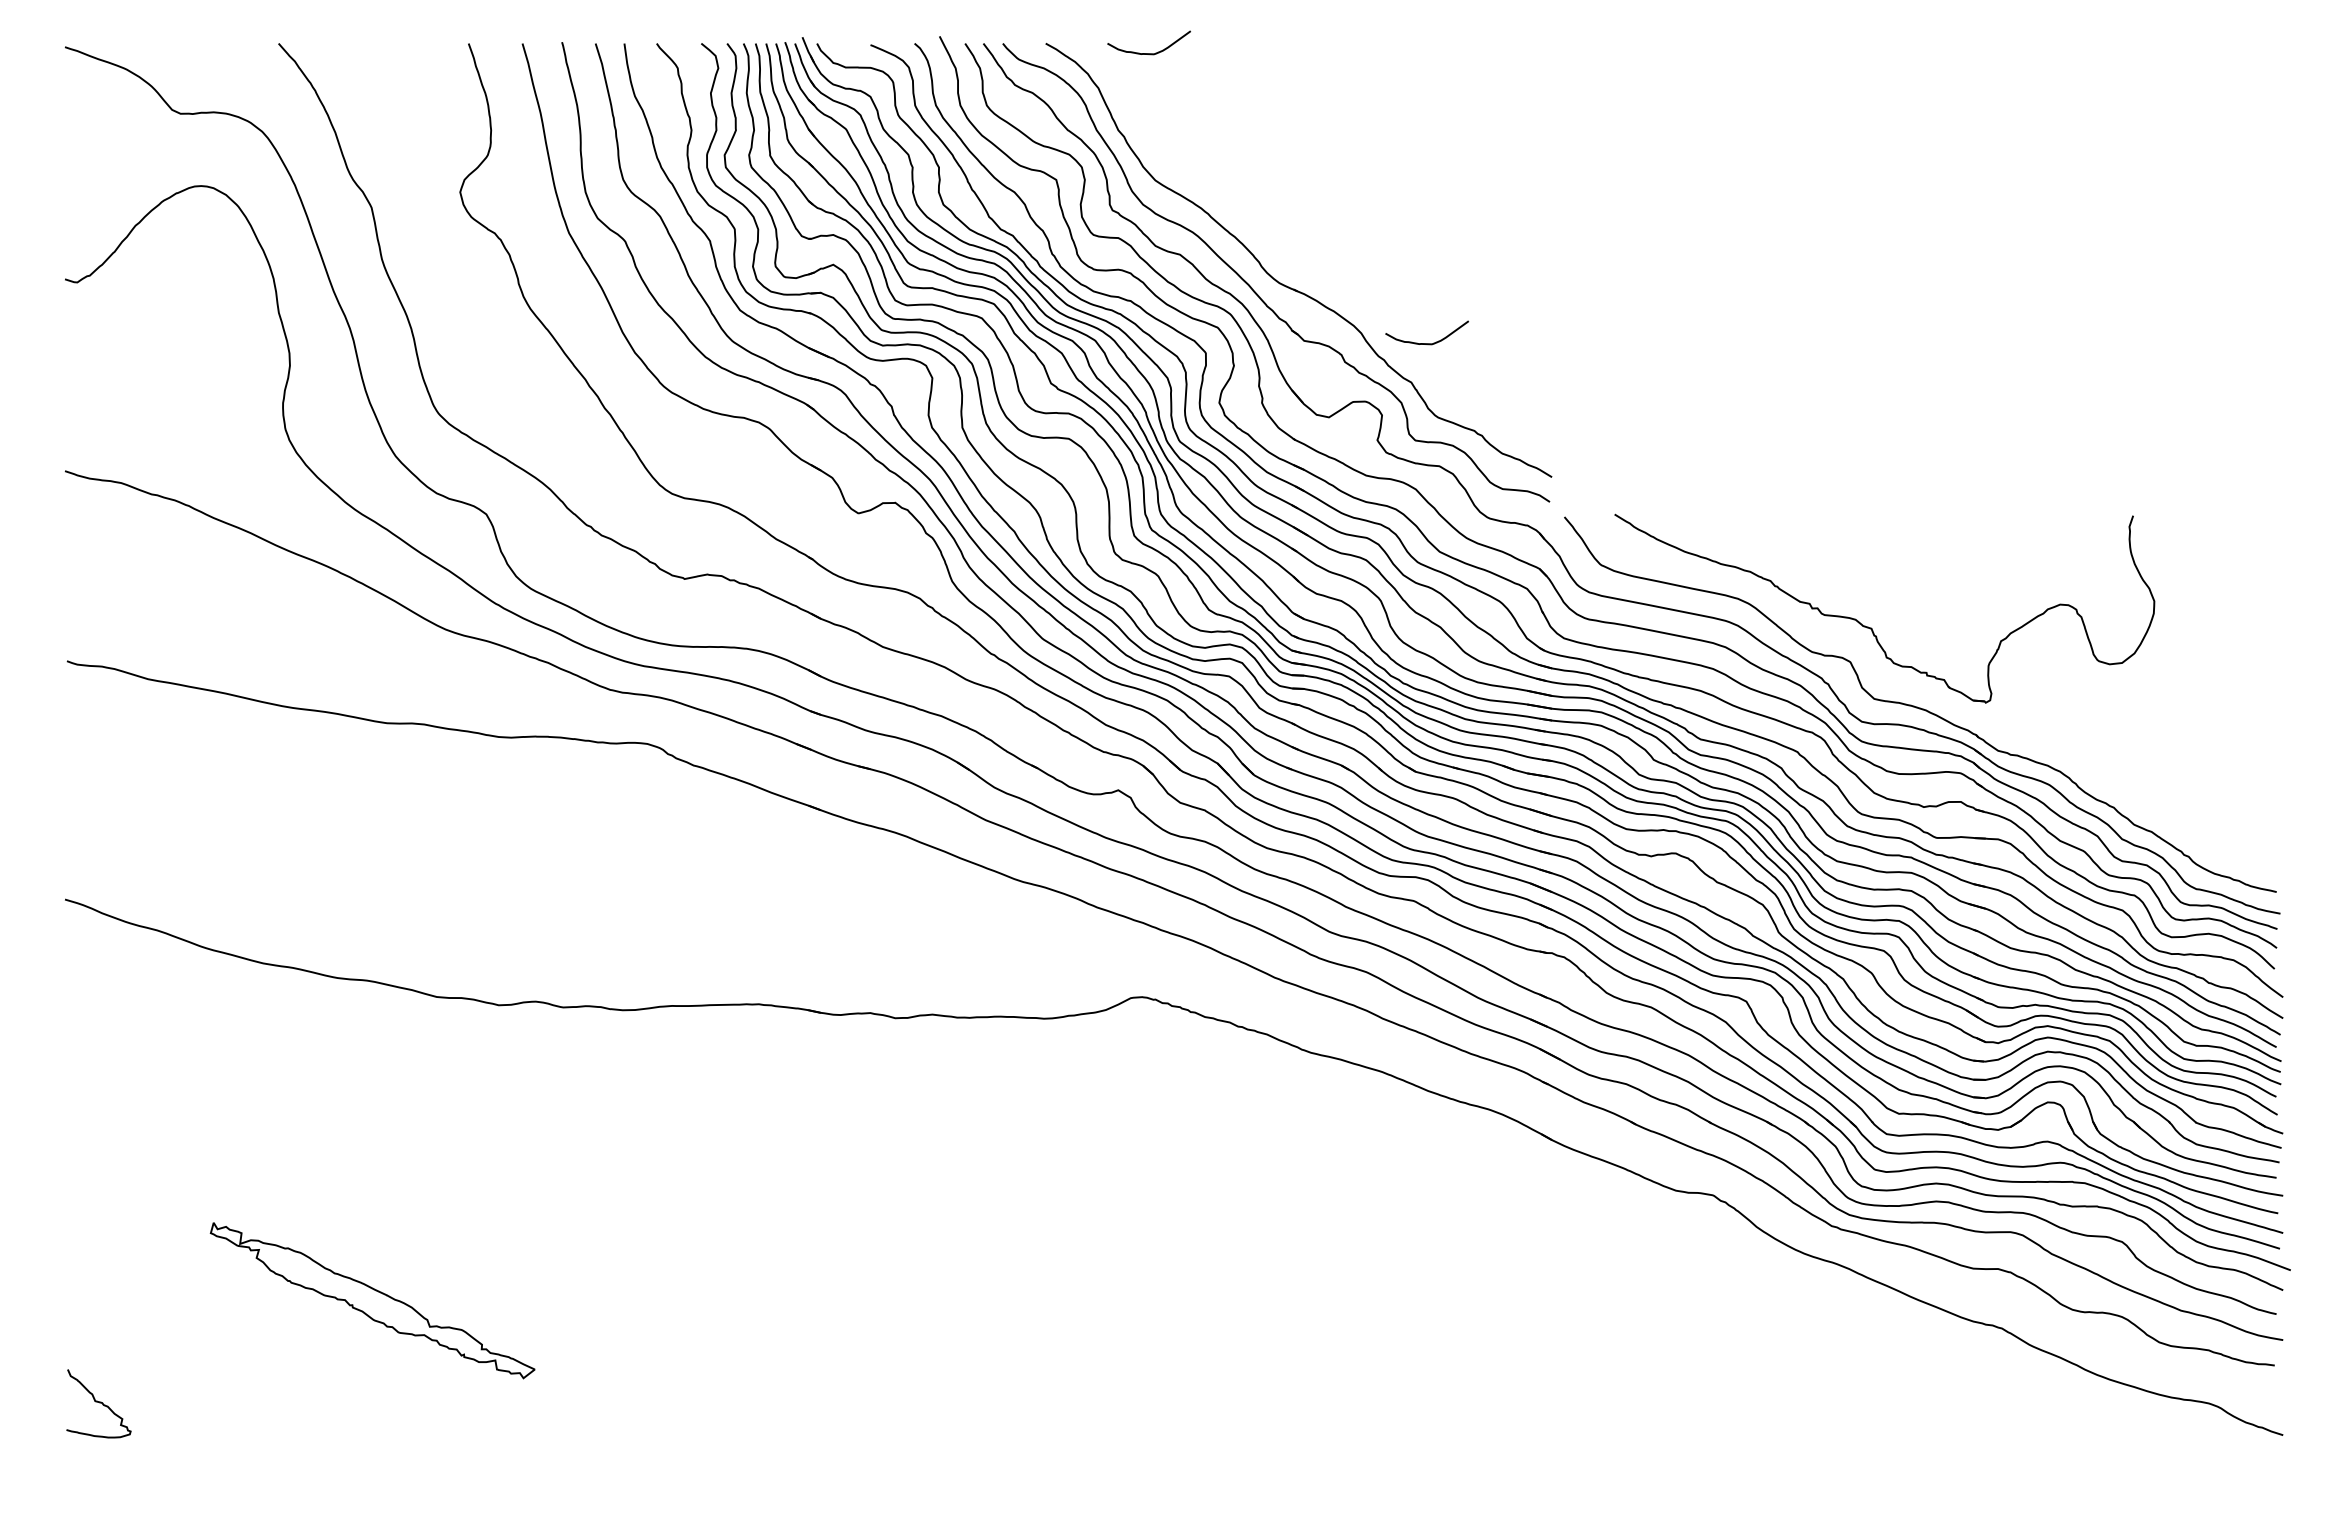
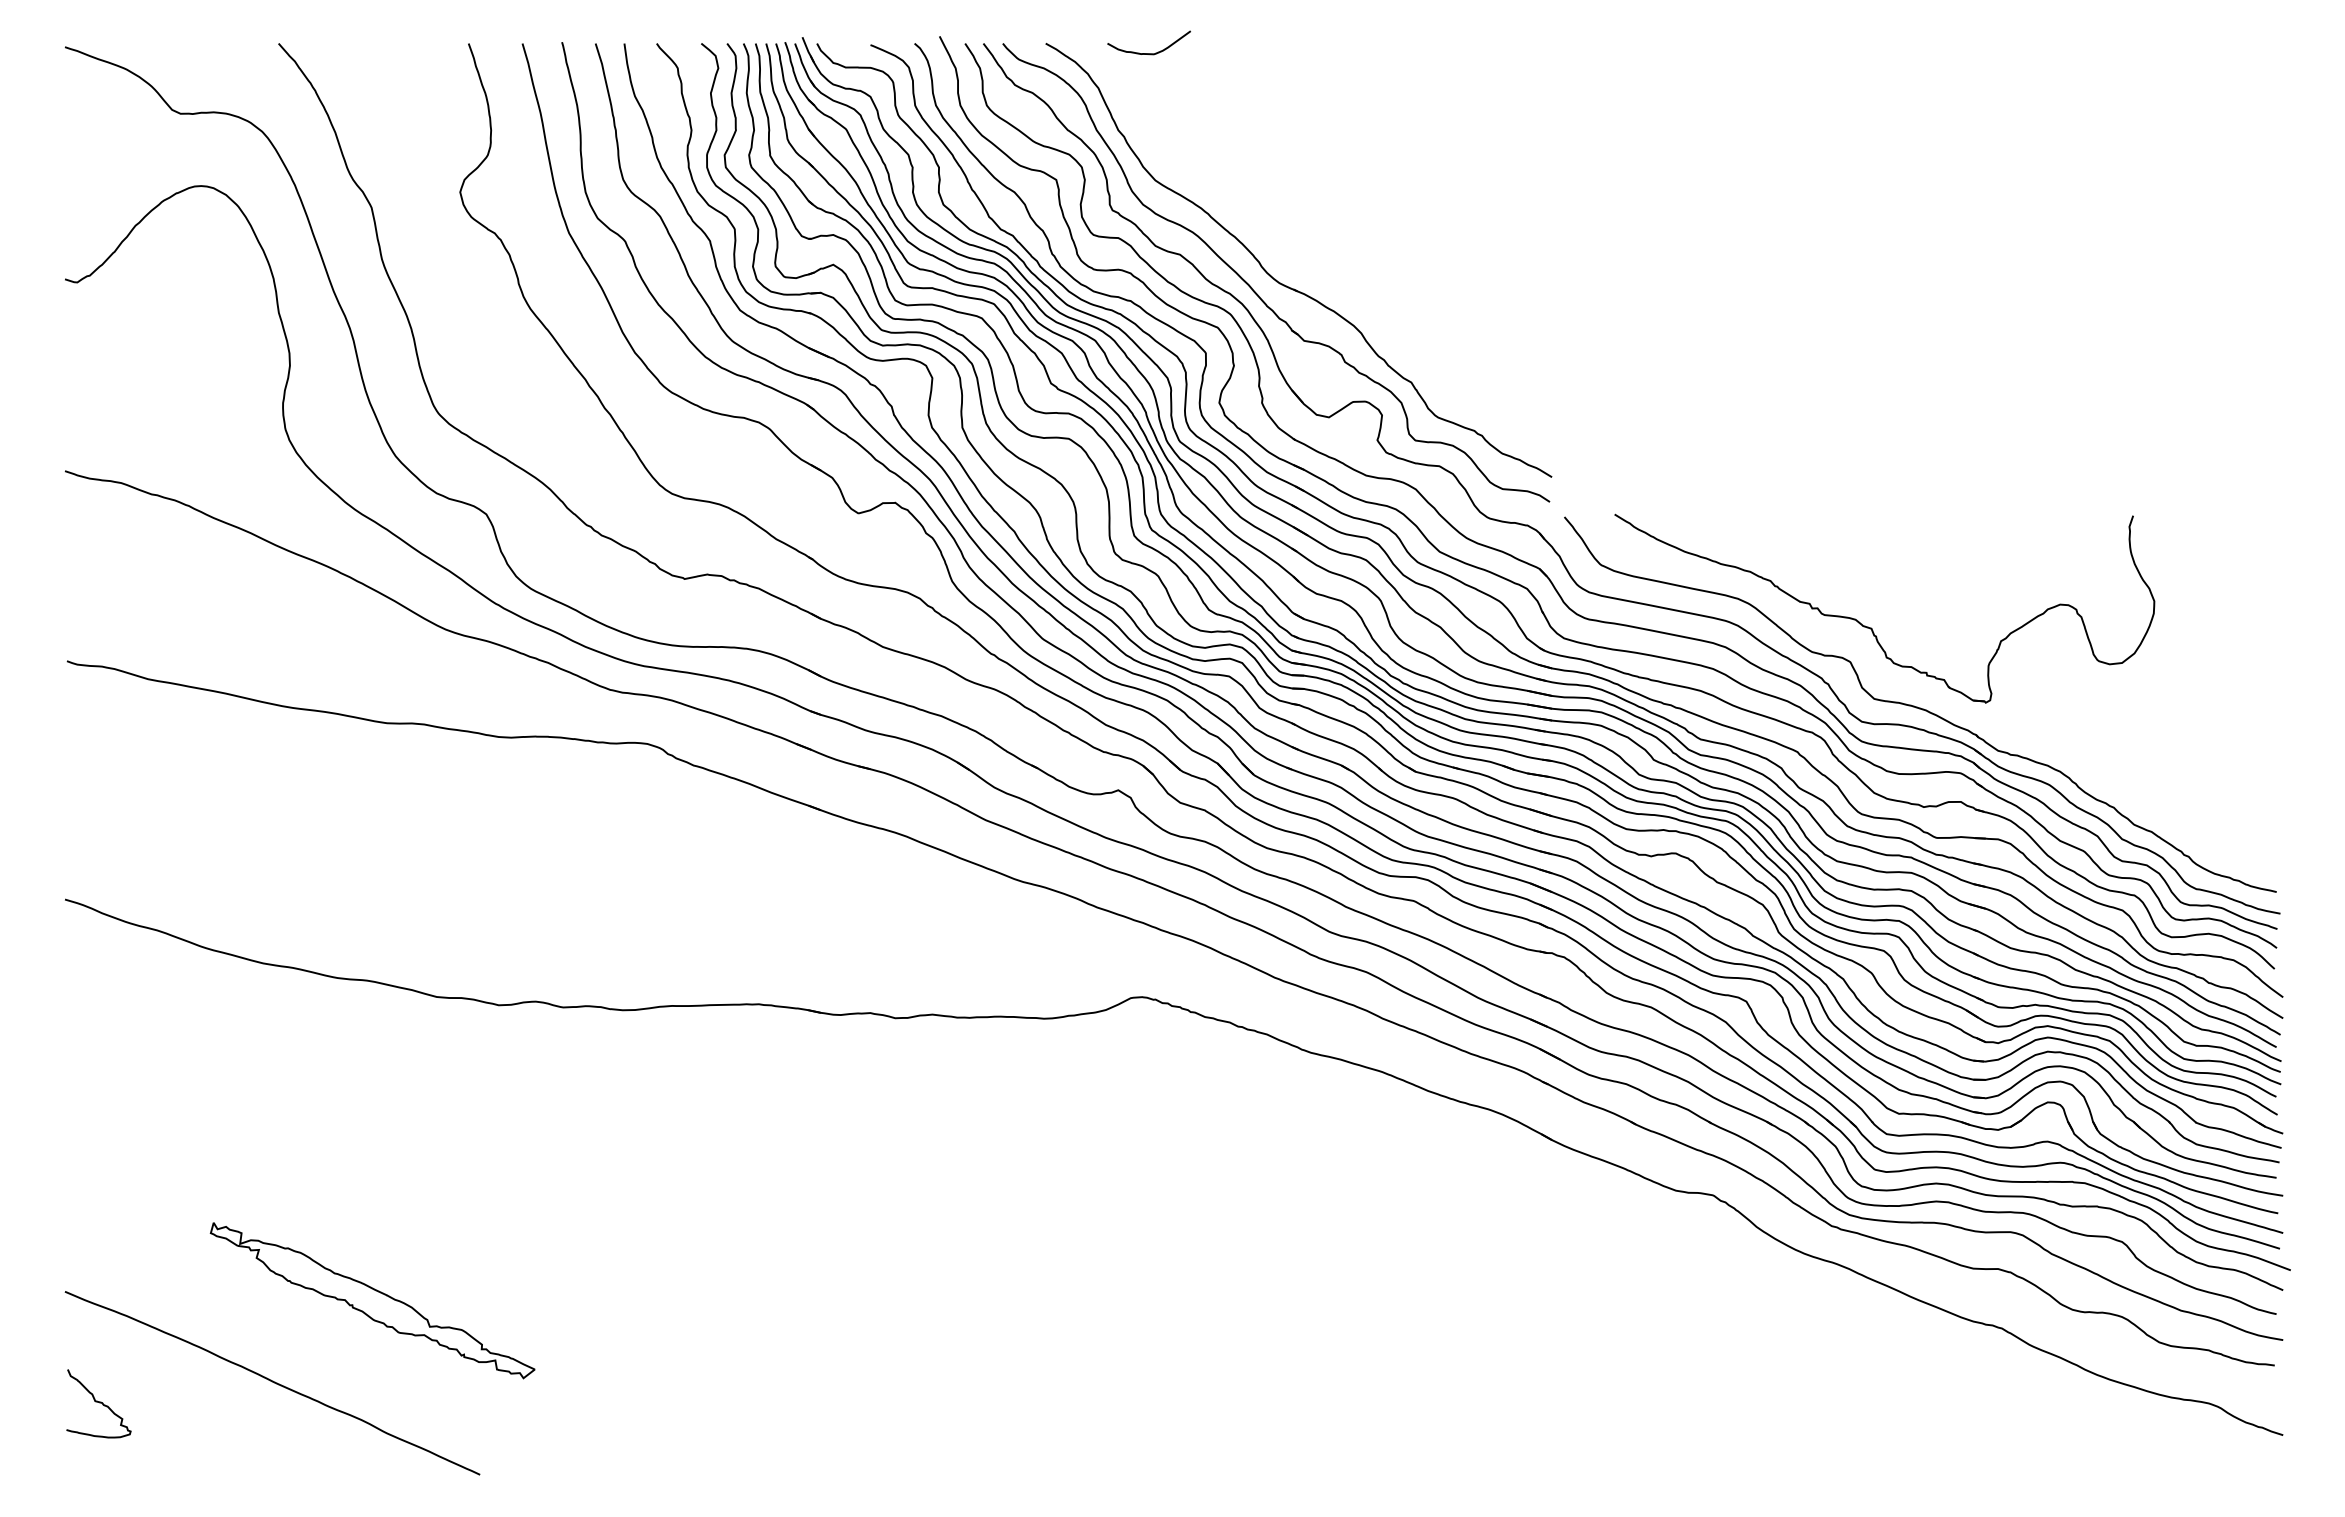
curve: present -> none (1426, 343)
curve: none -> present (272, 1382)
